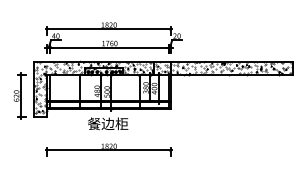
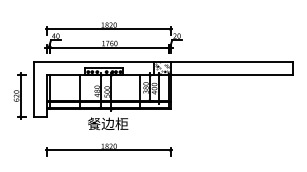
hatch: present -> none (230, 68)
hatch: present -> none (93, 87)
